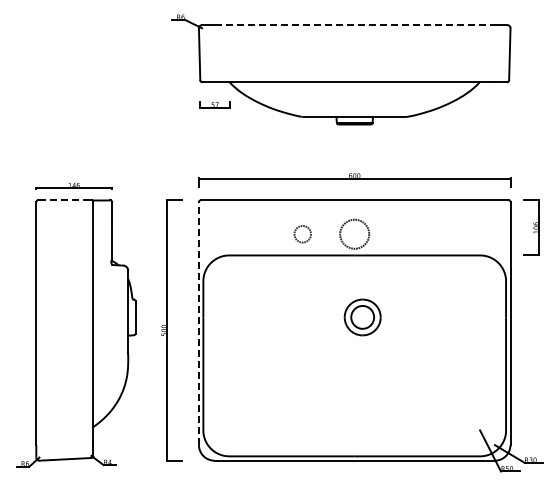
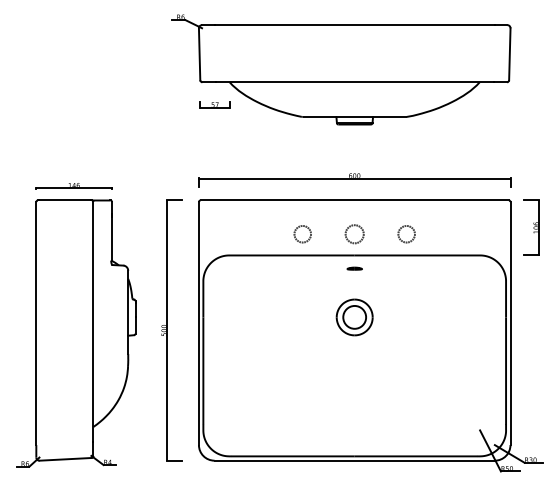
line: dashed -> solid (355, 25)
line: dashed -> solid (65, 200)
circle diameter: 29 px -> 18 px (354, 234)
circle: none -> present (406, 234)
part: none -> present (354, 268)
part position: (362, 317) -> (354, 317) (354, 317)
line: dashed -> solid (198, 323)
